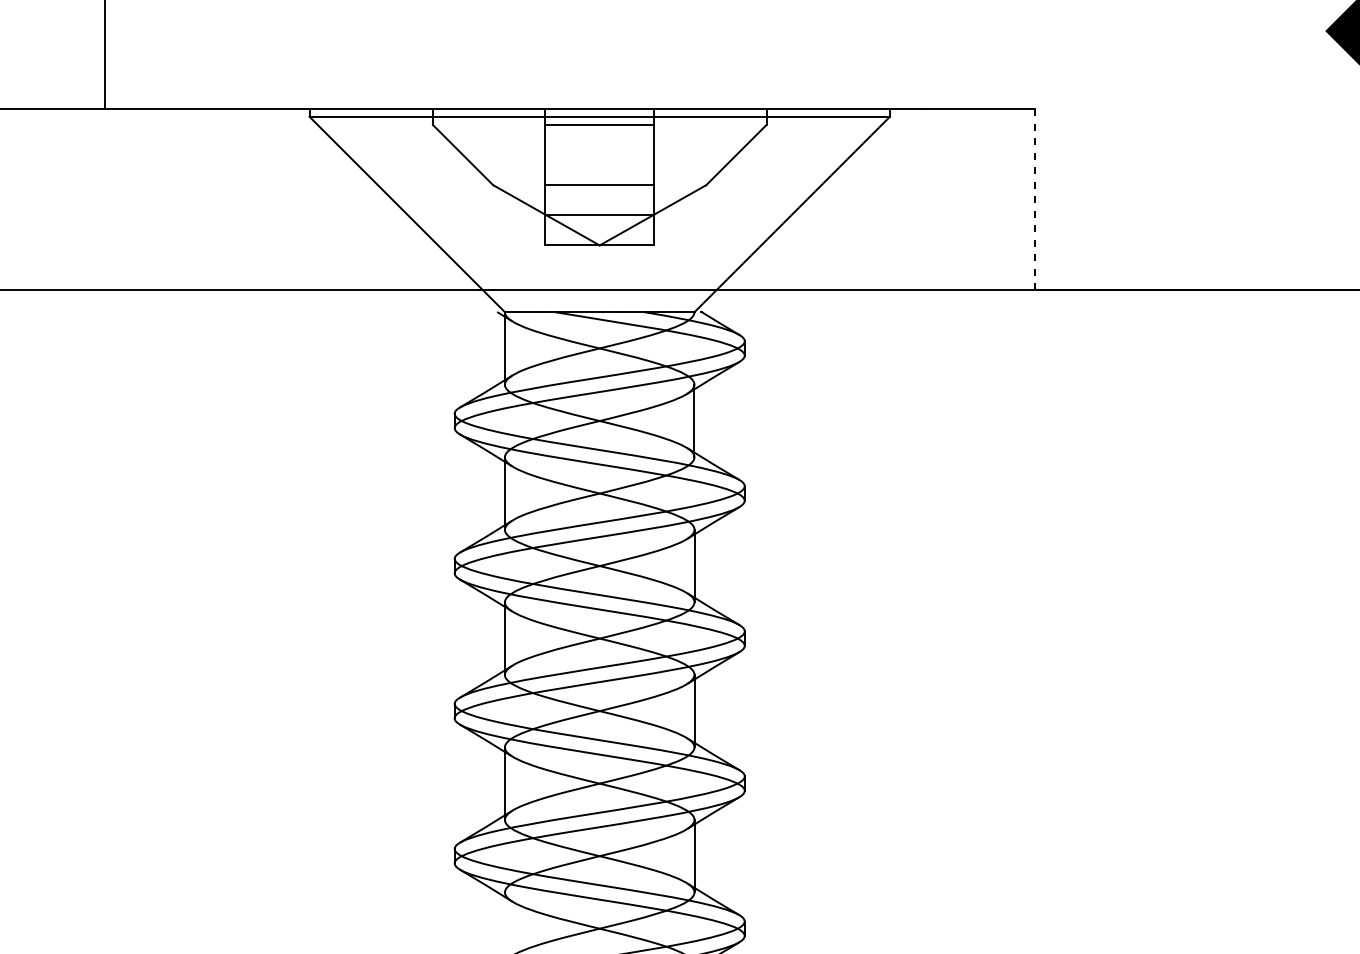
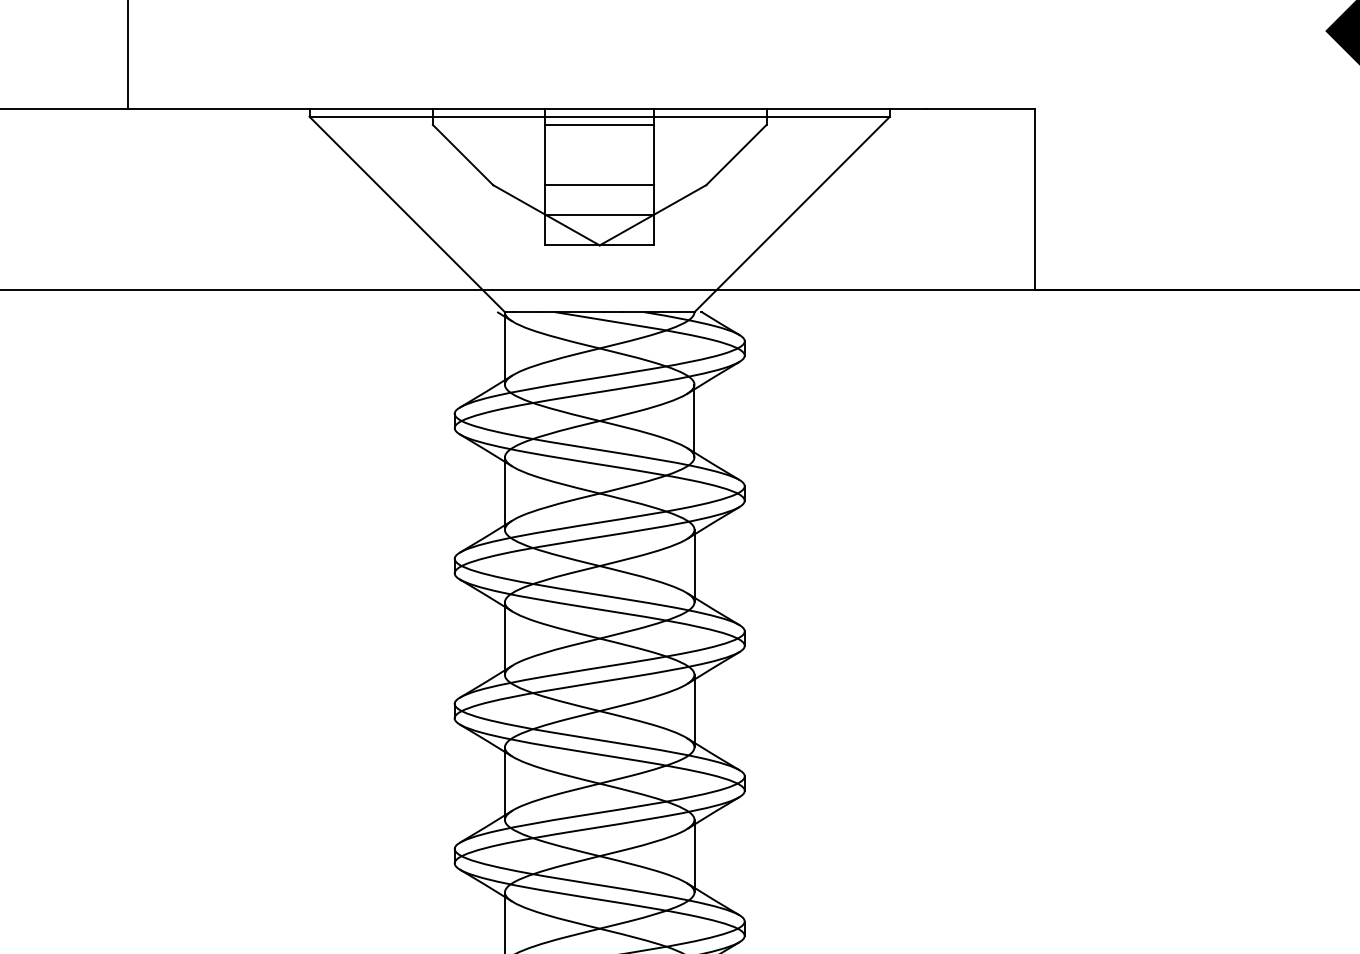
line position: (105, 55) -> (128, 55) (128, 55)
line: dashed -> solid (1034, 199)
line: none -> present (504, 921)
